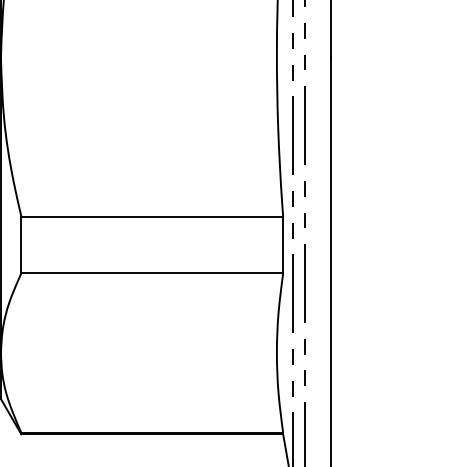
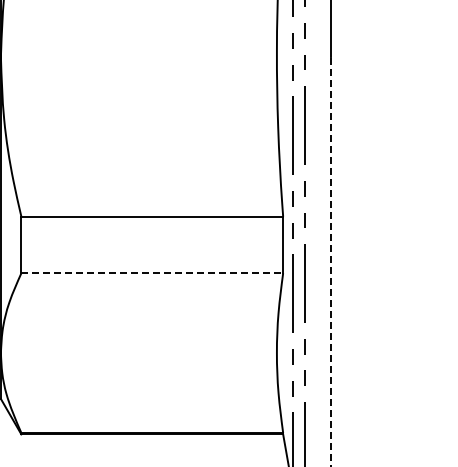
line: solid -> dashed (330, 261)
line: solid -> dashed (152, 273)
